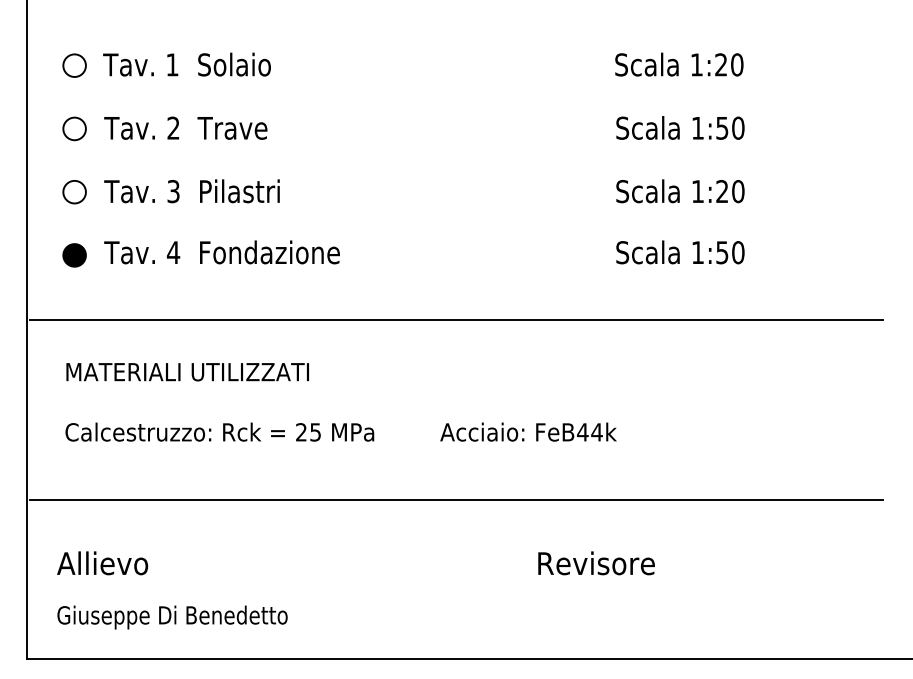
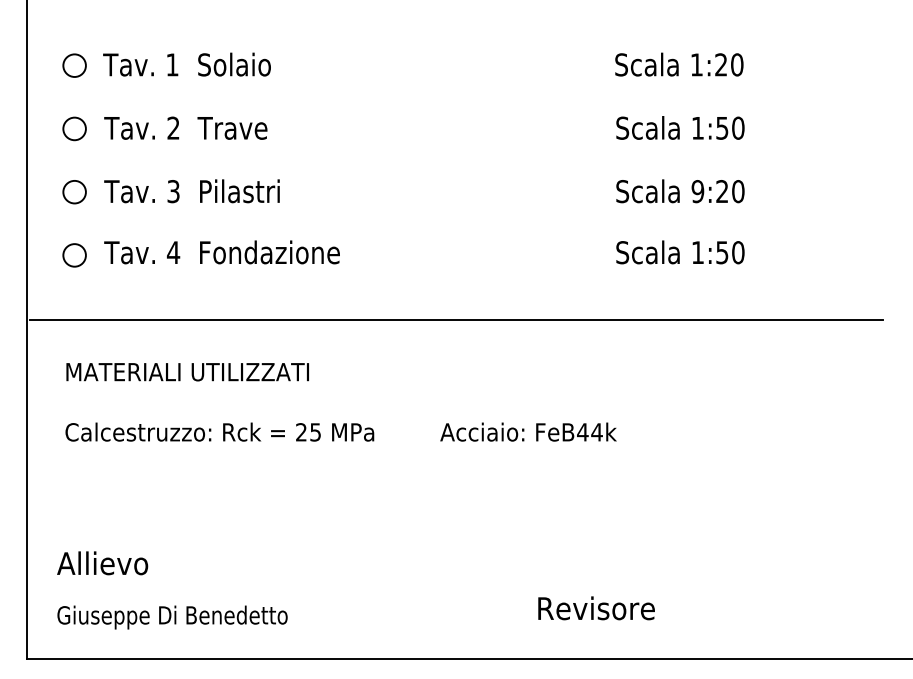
text: 1:20 -> 9:20 (697, 191)
fill: present -> none (74, 255)
line: present -> none (456, 500)
text position: (596, 563) -> (596, 608) (596, 608)
